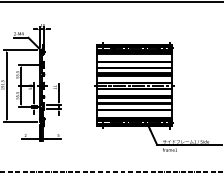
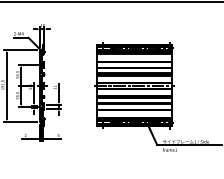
line: present -> none (111, 171)
